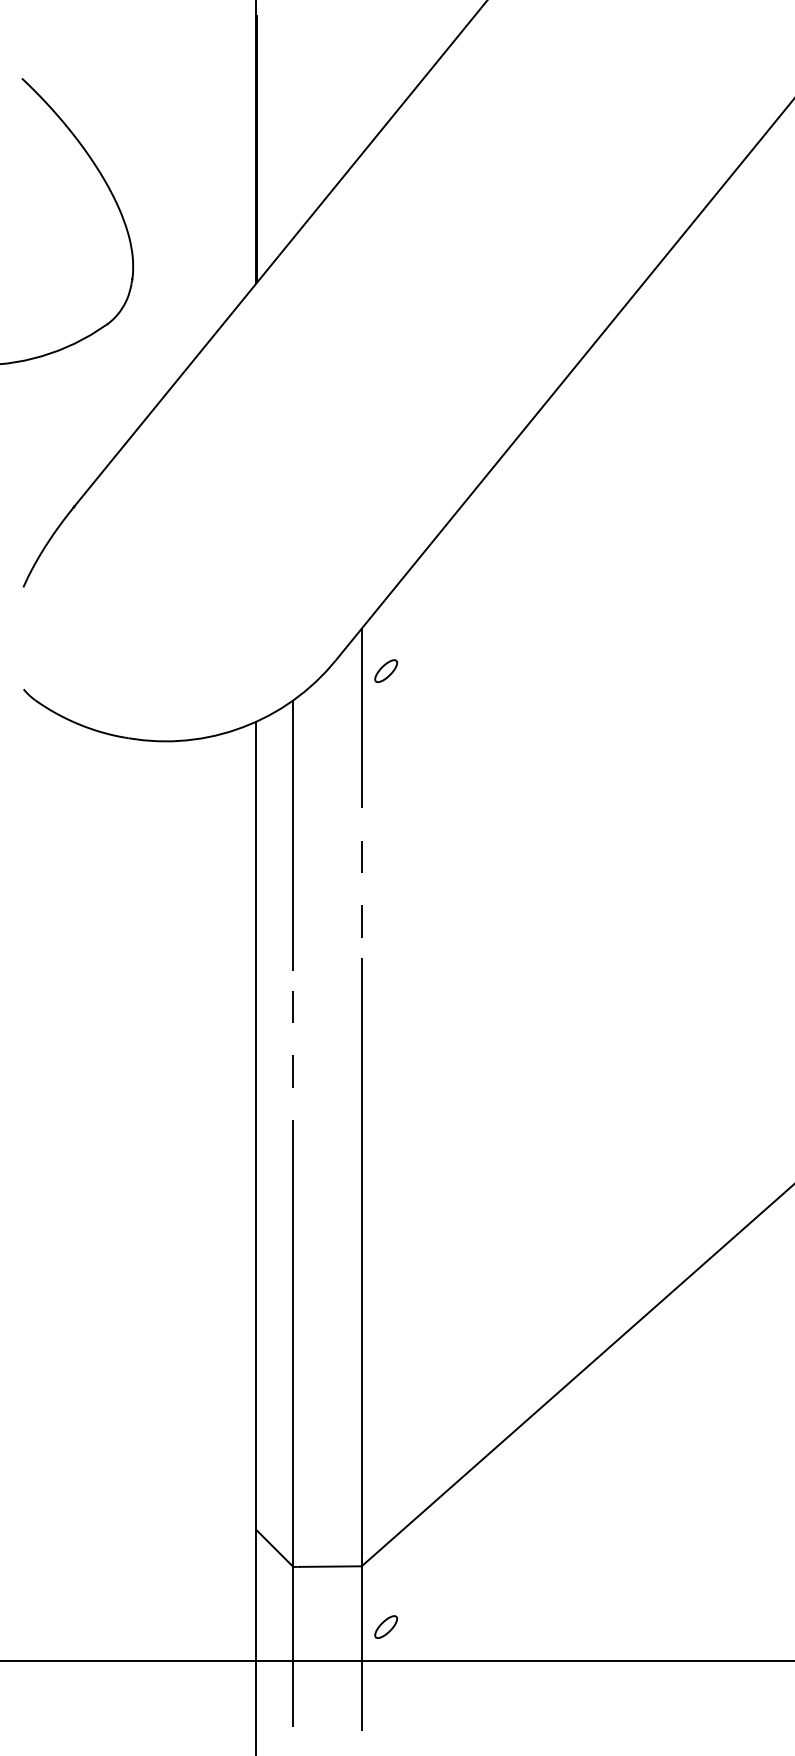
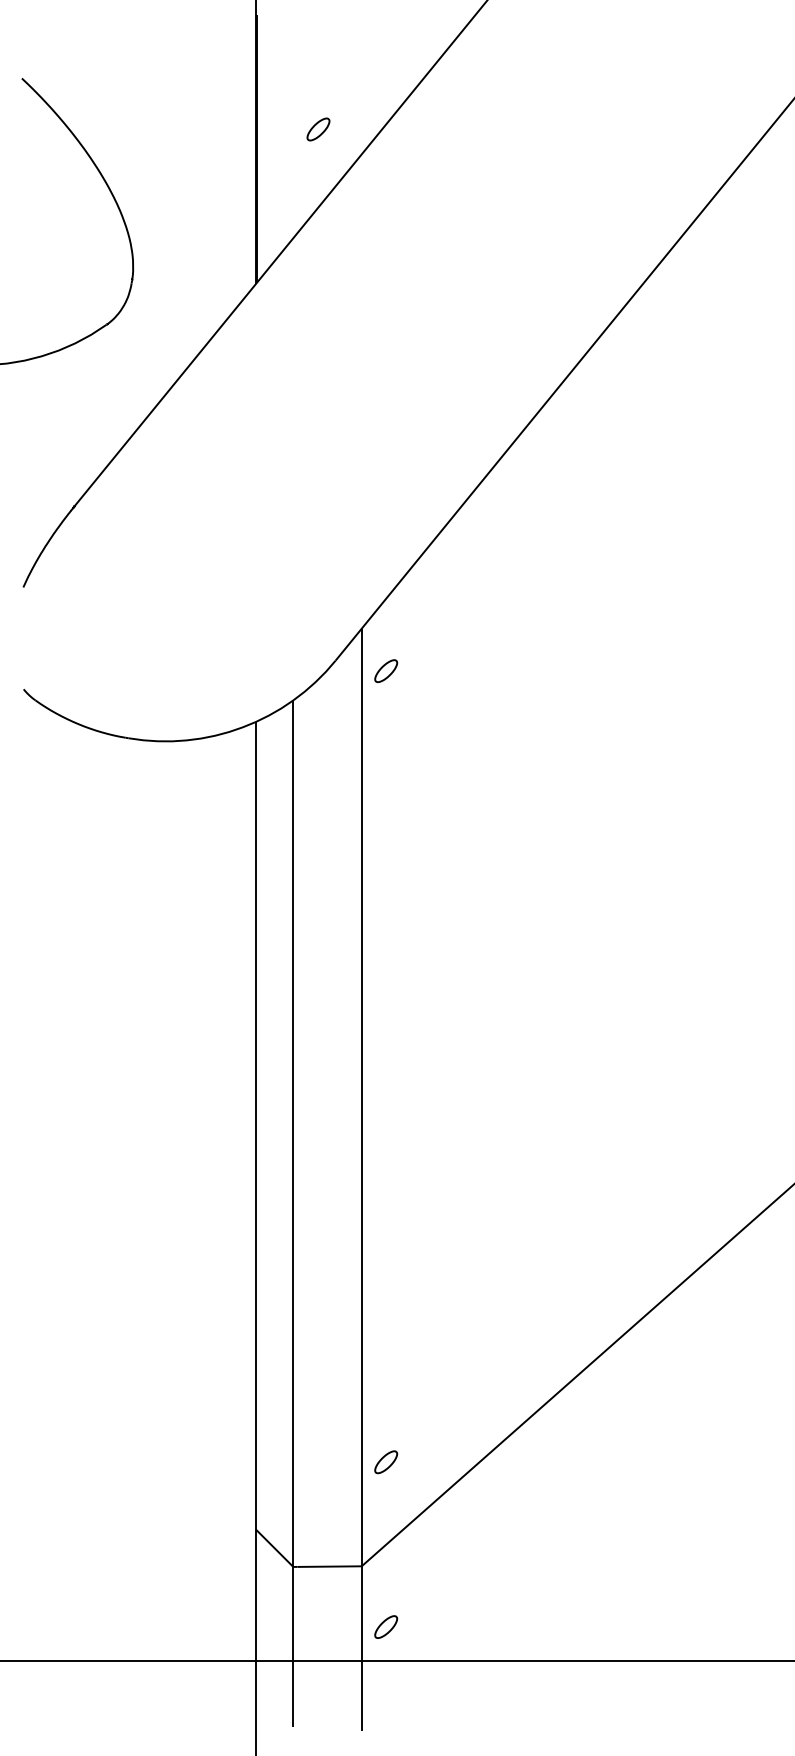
part: none -> present (318, 129)
line: dashed -> solid (361, 866)
line: dashed -> solid (293, 1061)
part: none -> present (386, 1462)
